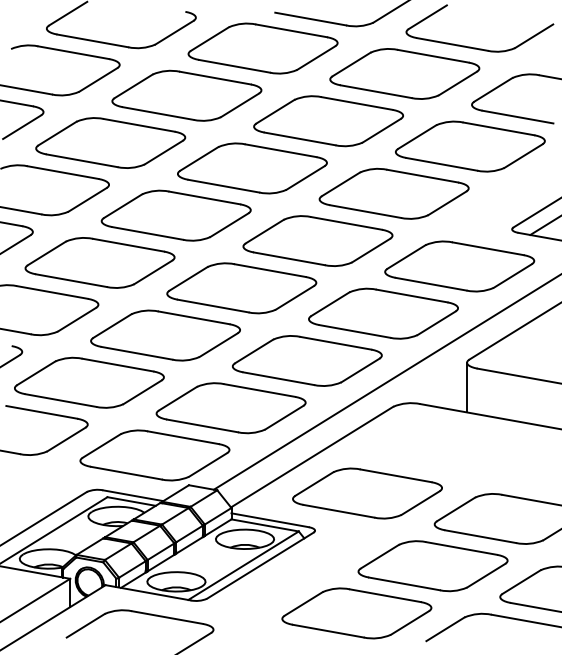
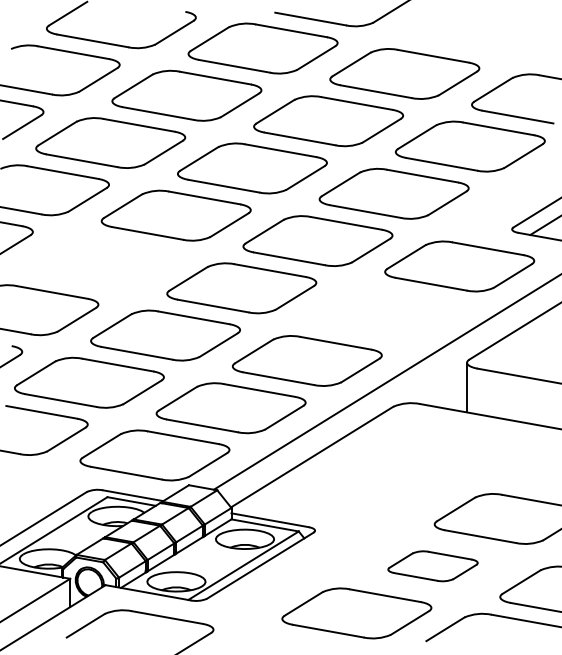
part: present -> none (476, 47)
part: present -> none (99, 262)
part: present -> none (383, 313)
part: present -> none (367, 493)
part size: 152x53 px -> 92x33 px (432, 566)
